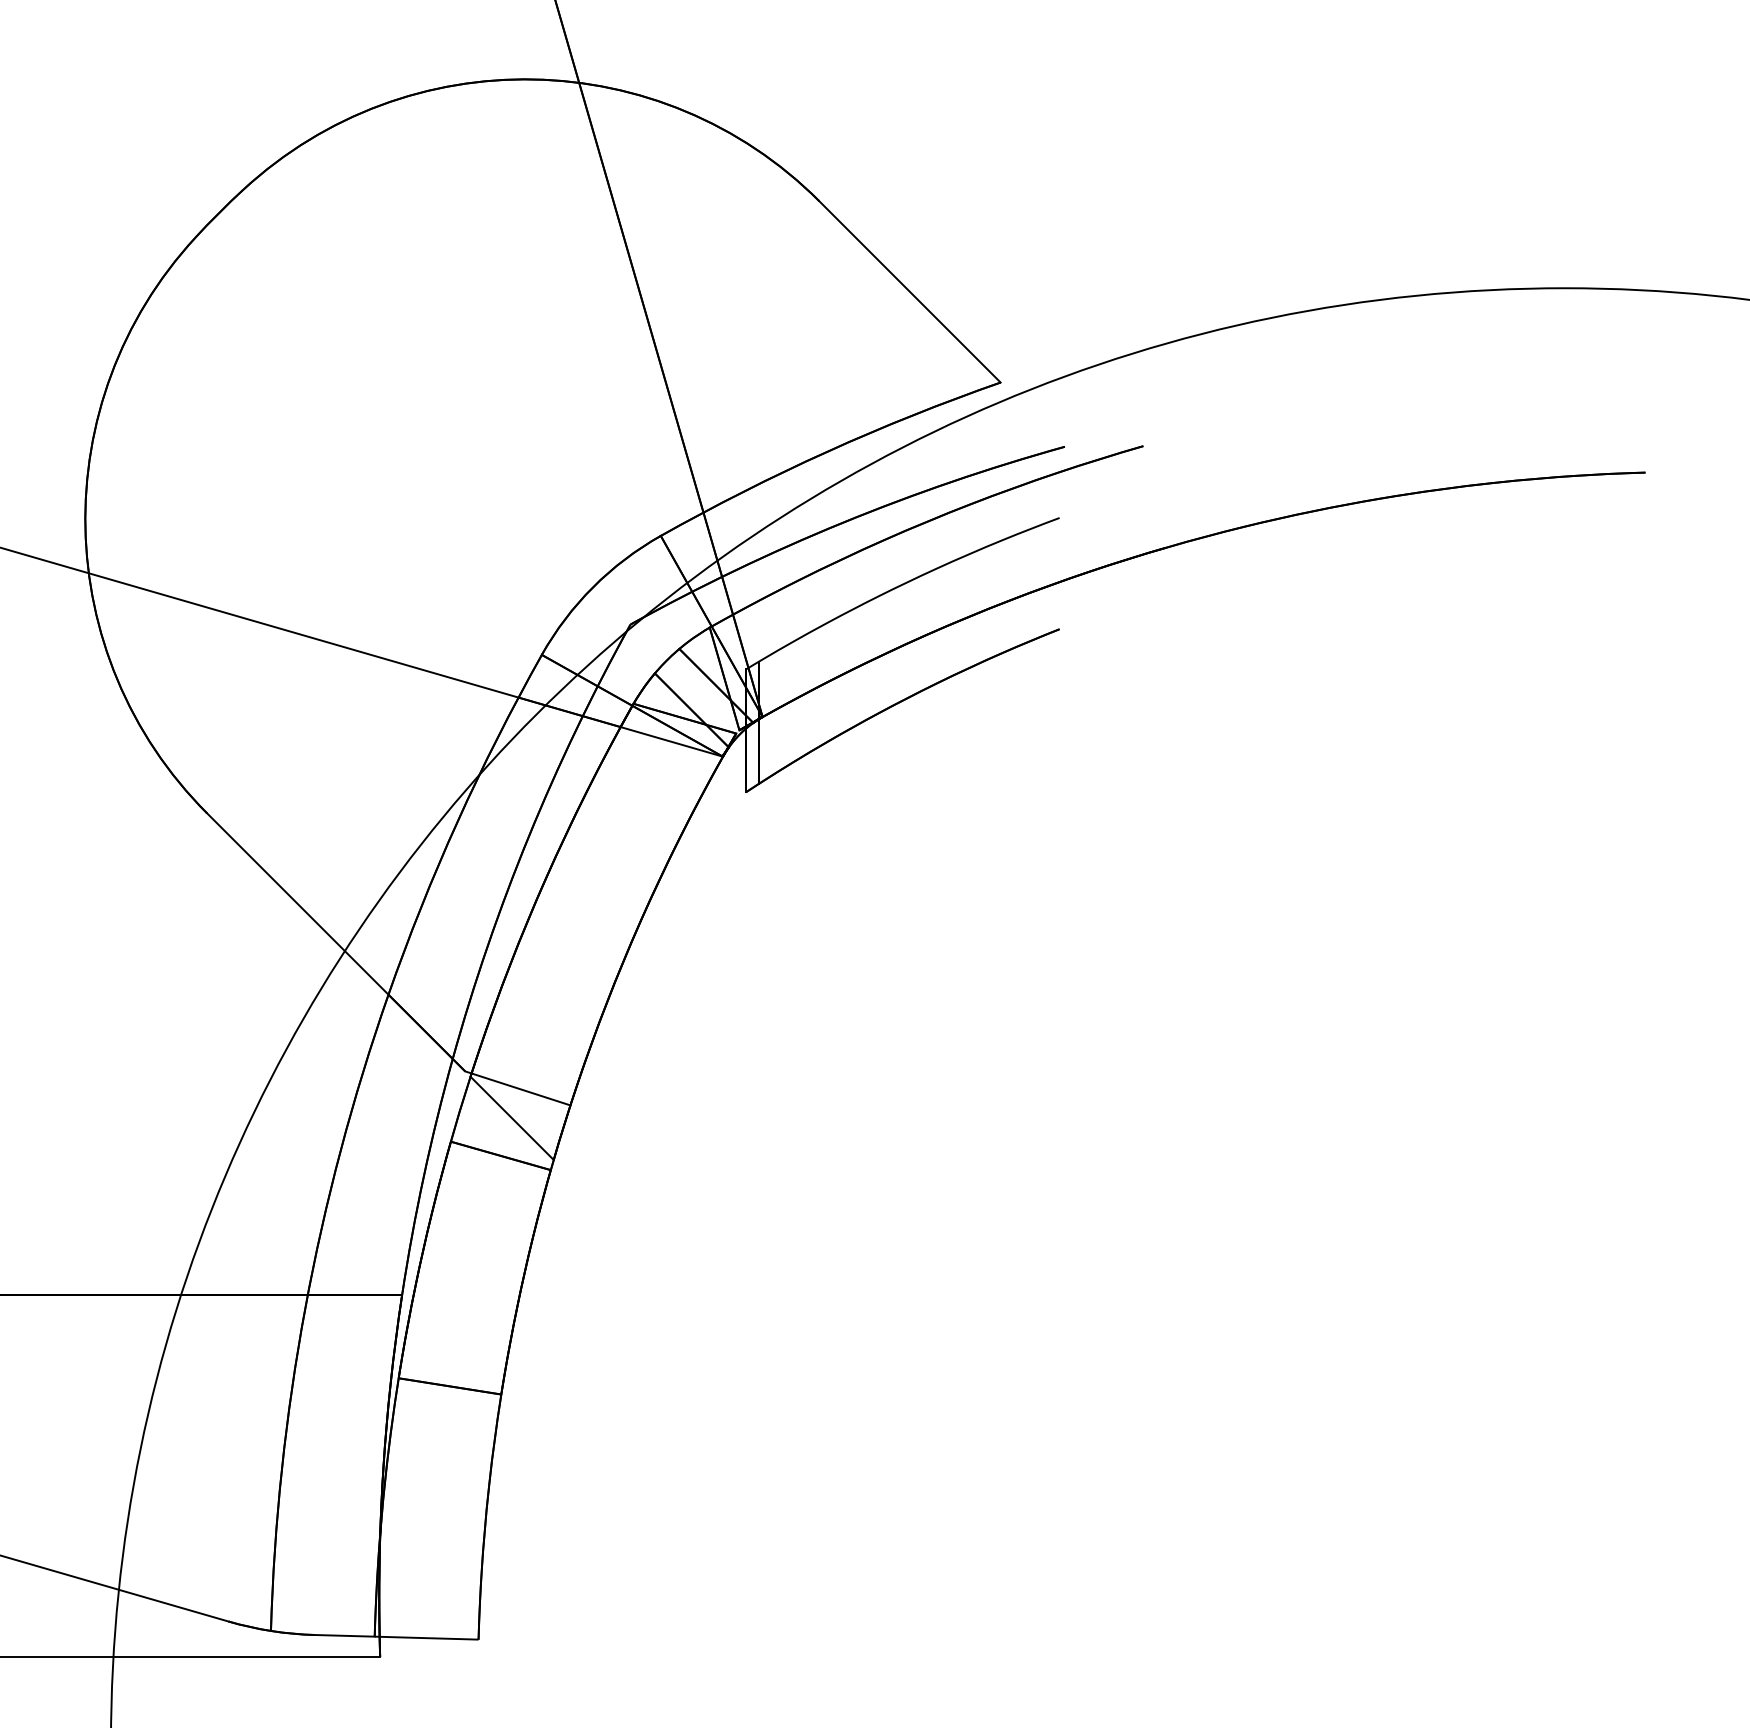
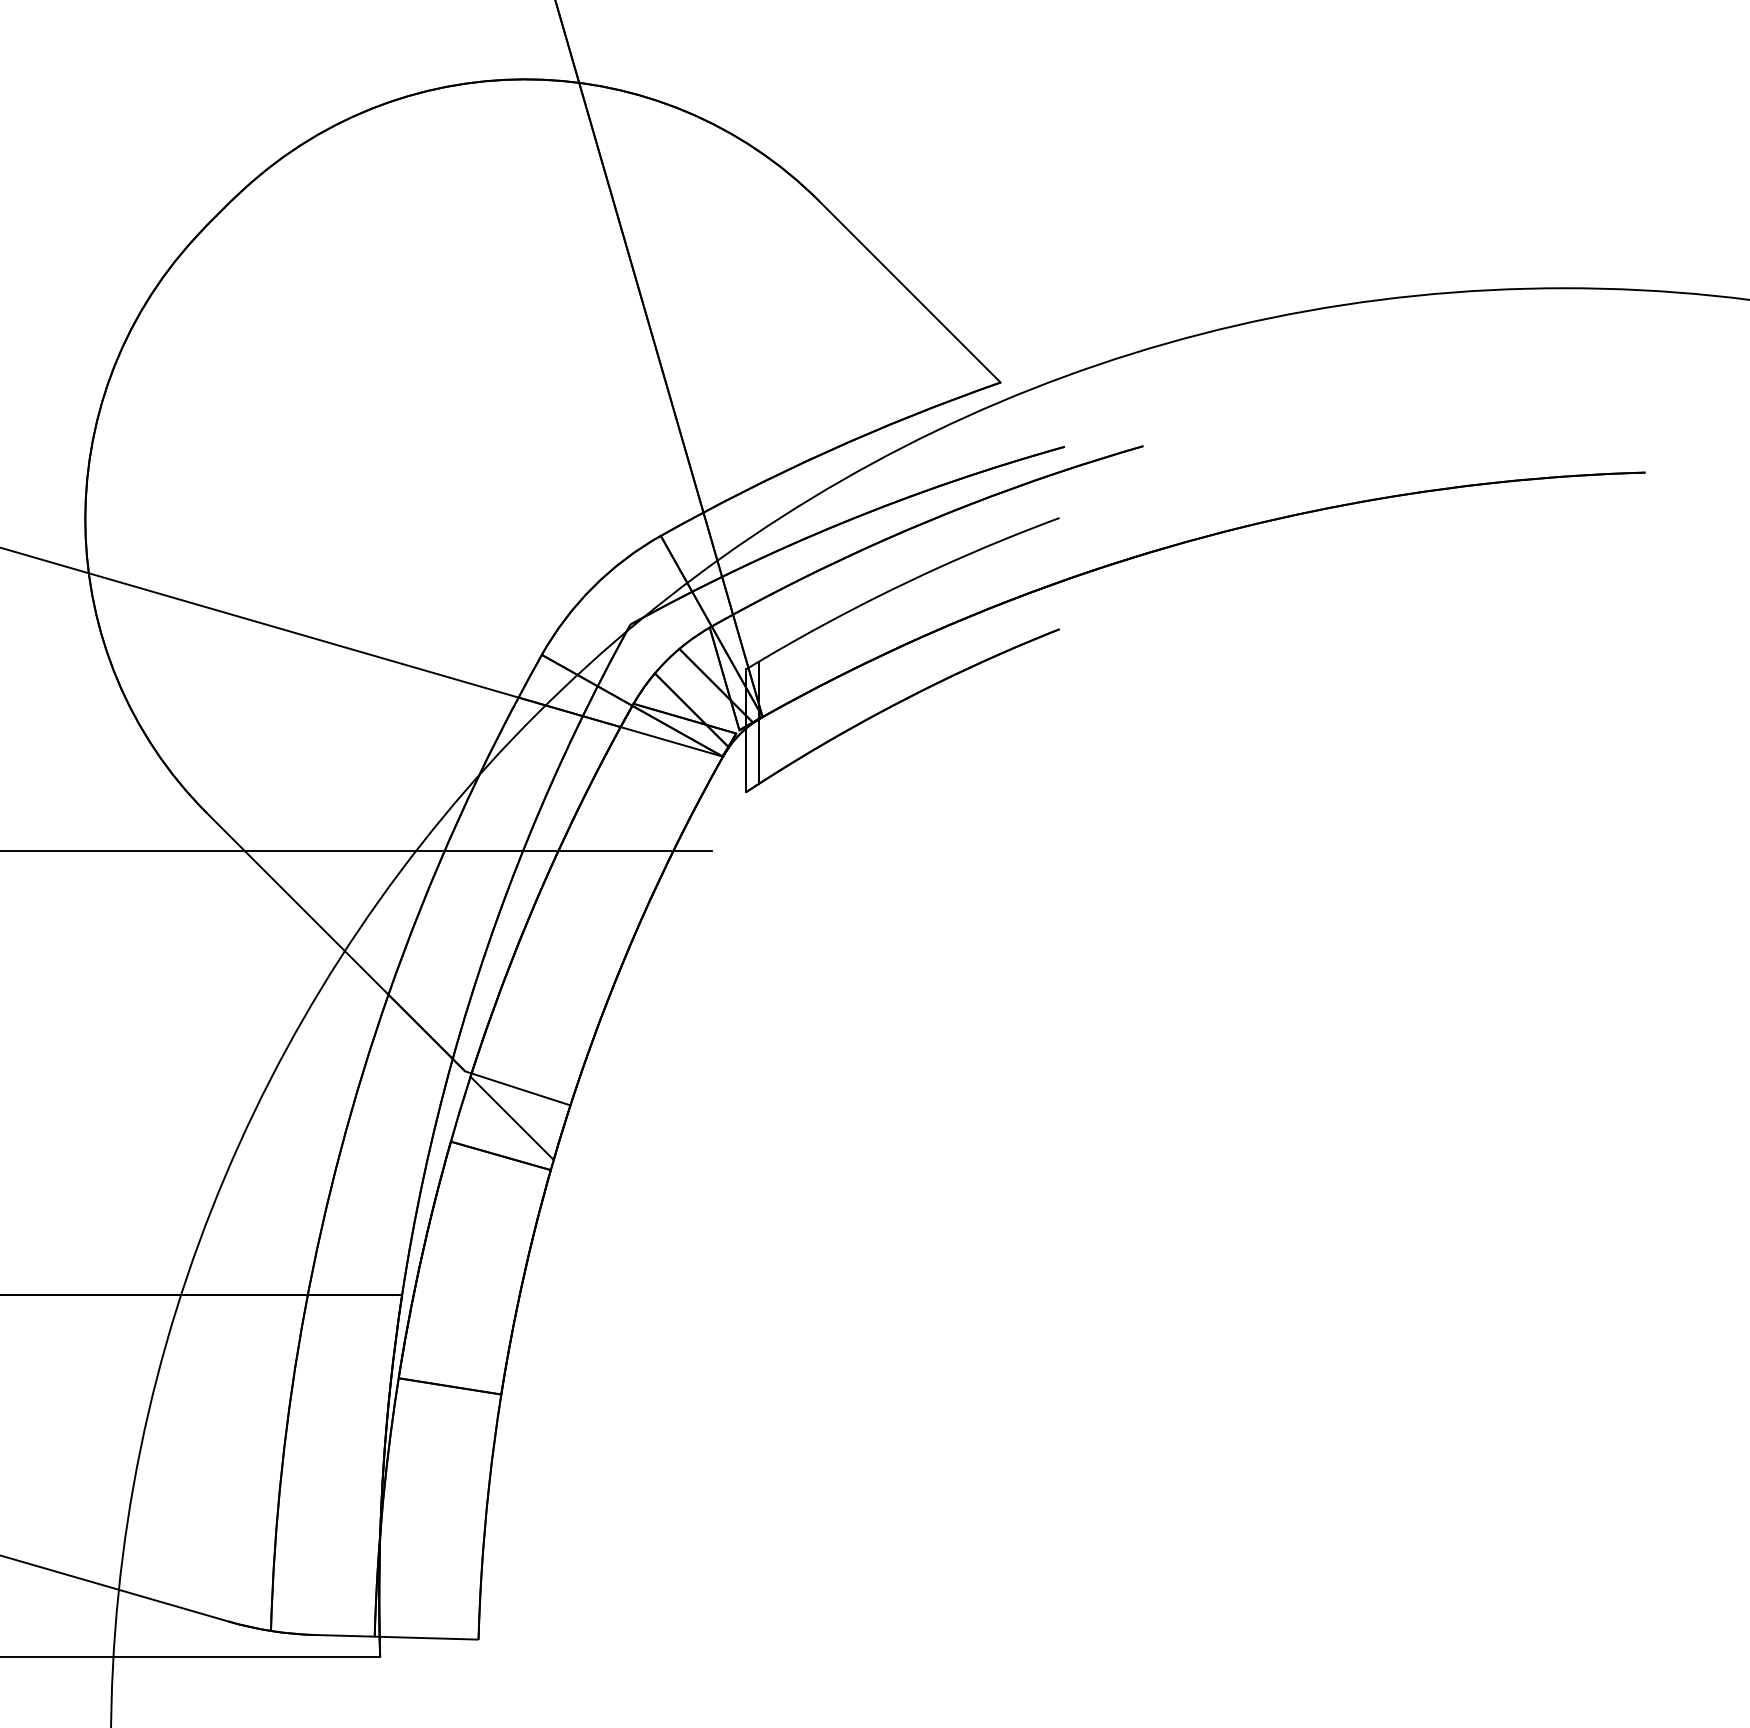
line: none -> present (357, 851)
